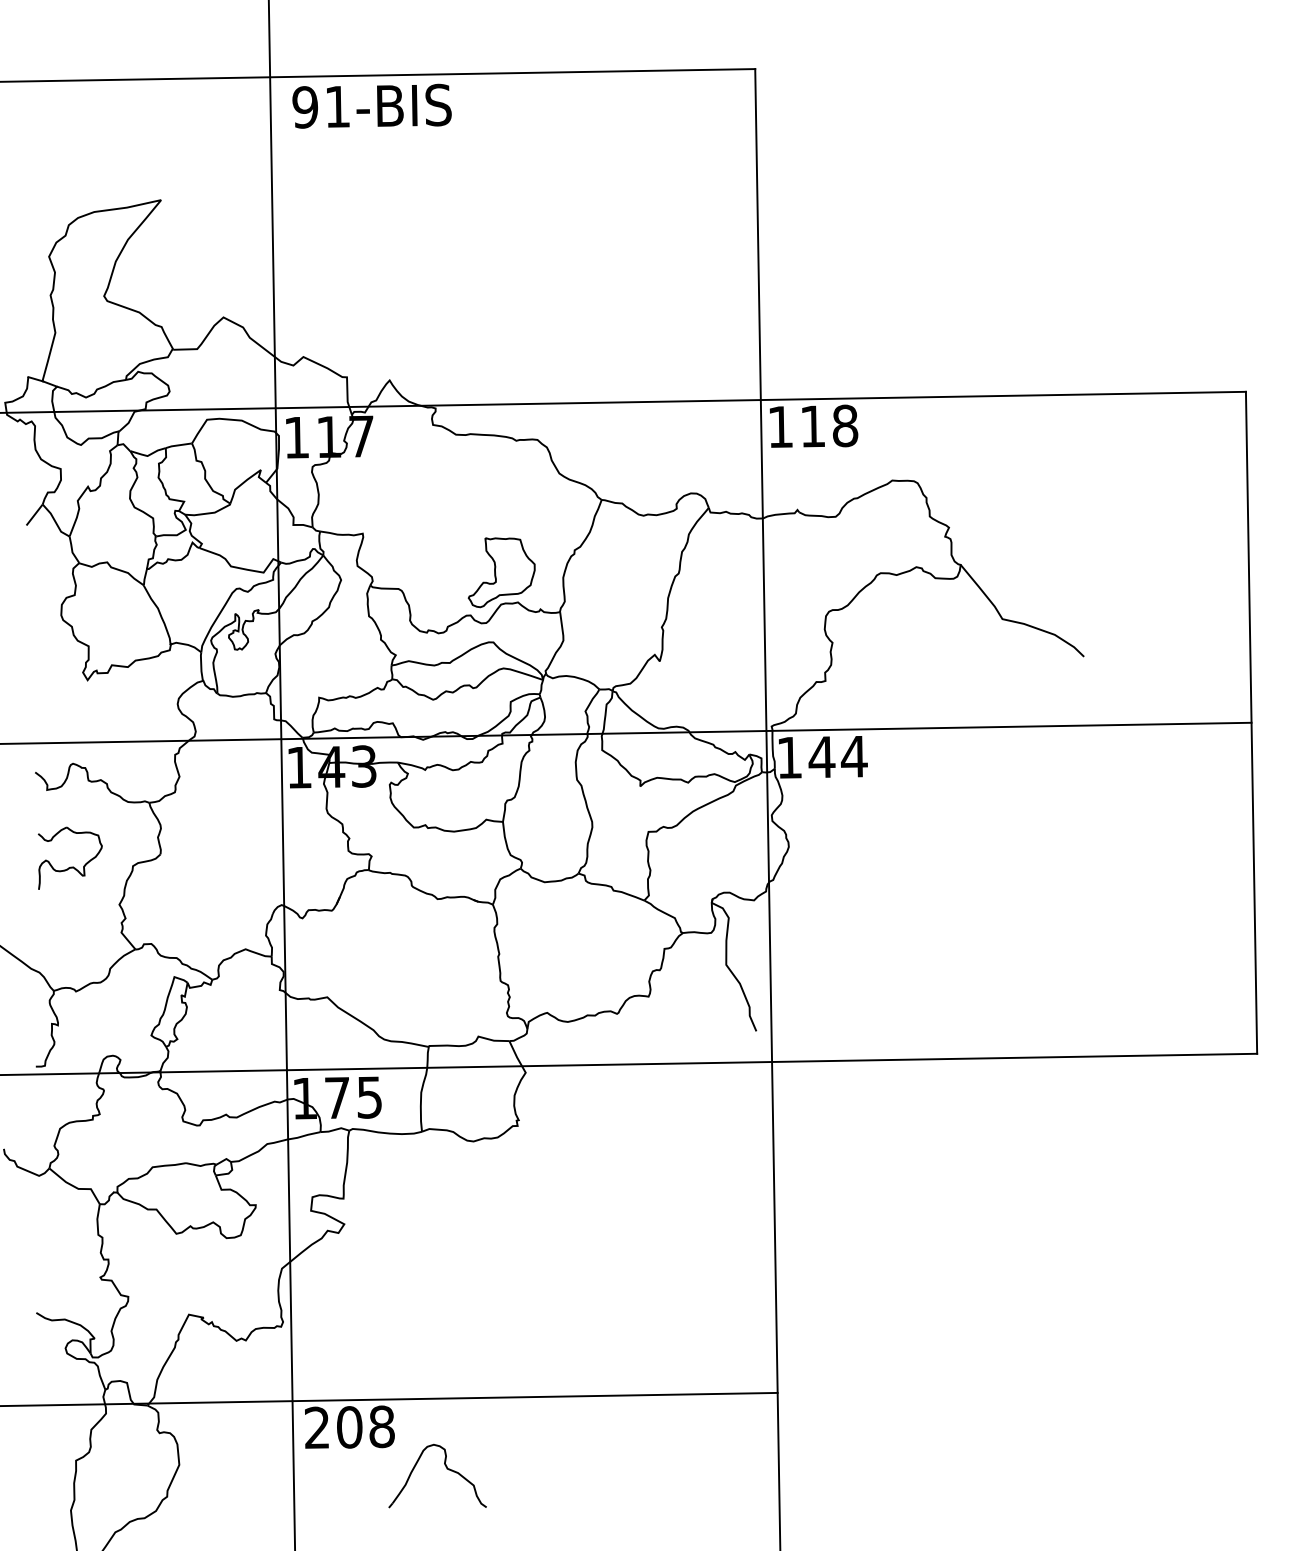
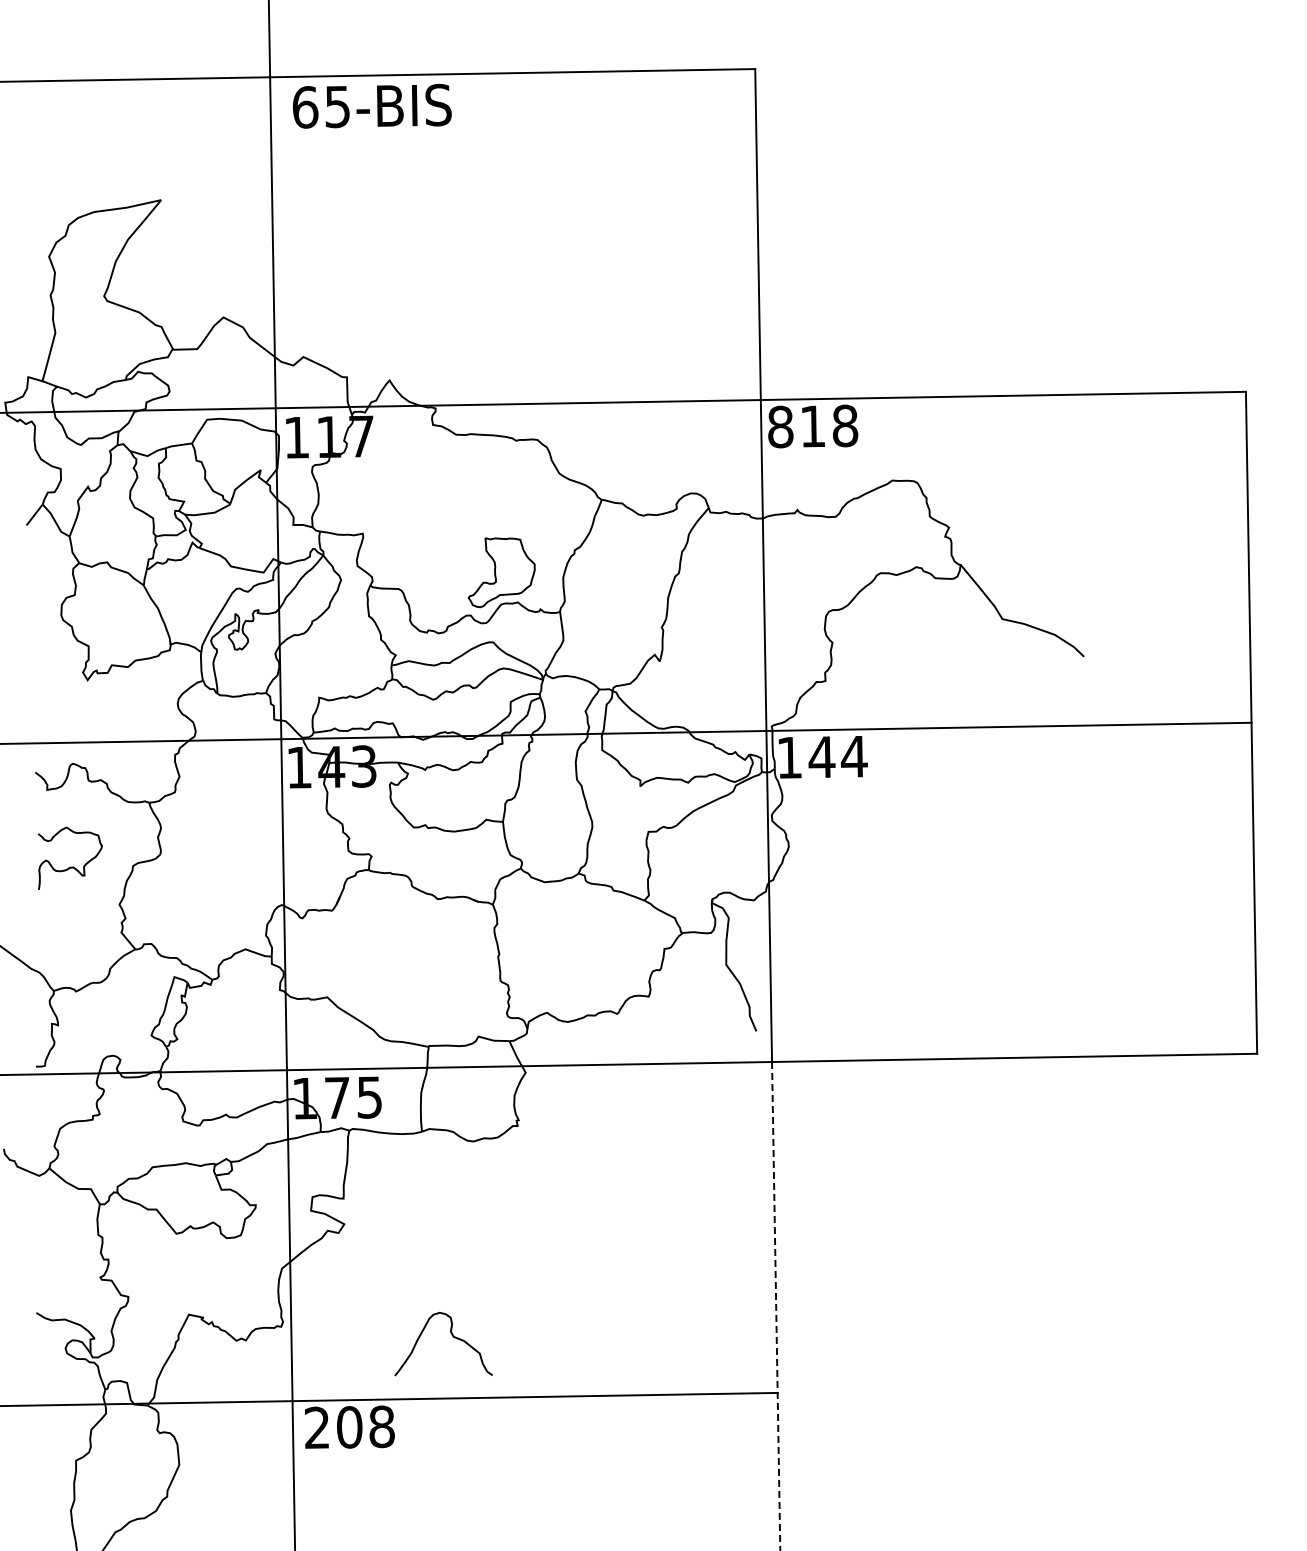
text: 91-BIS -> 65-BIS (320, 107)
text: 118 -> 818 (780, 426)
line: solid -> dashed (776, 1306)
part position: (446, 1469) -> (452, 1337) (452, 1337)
